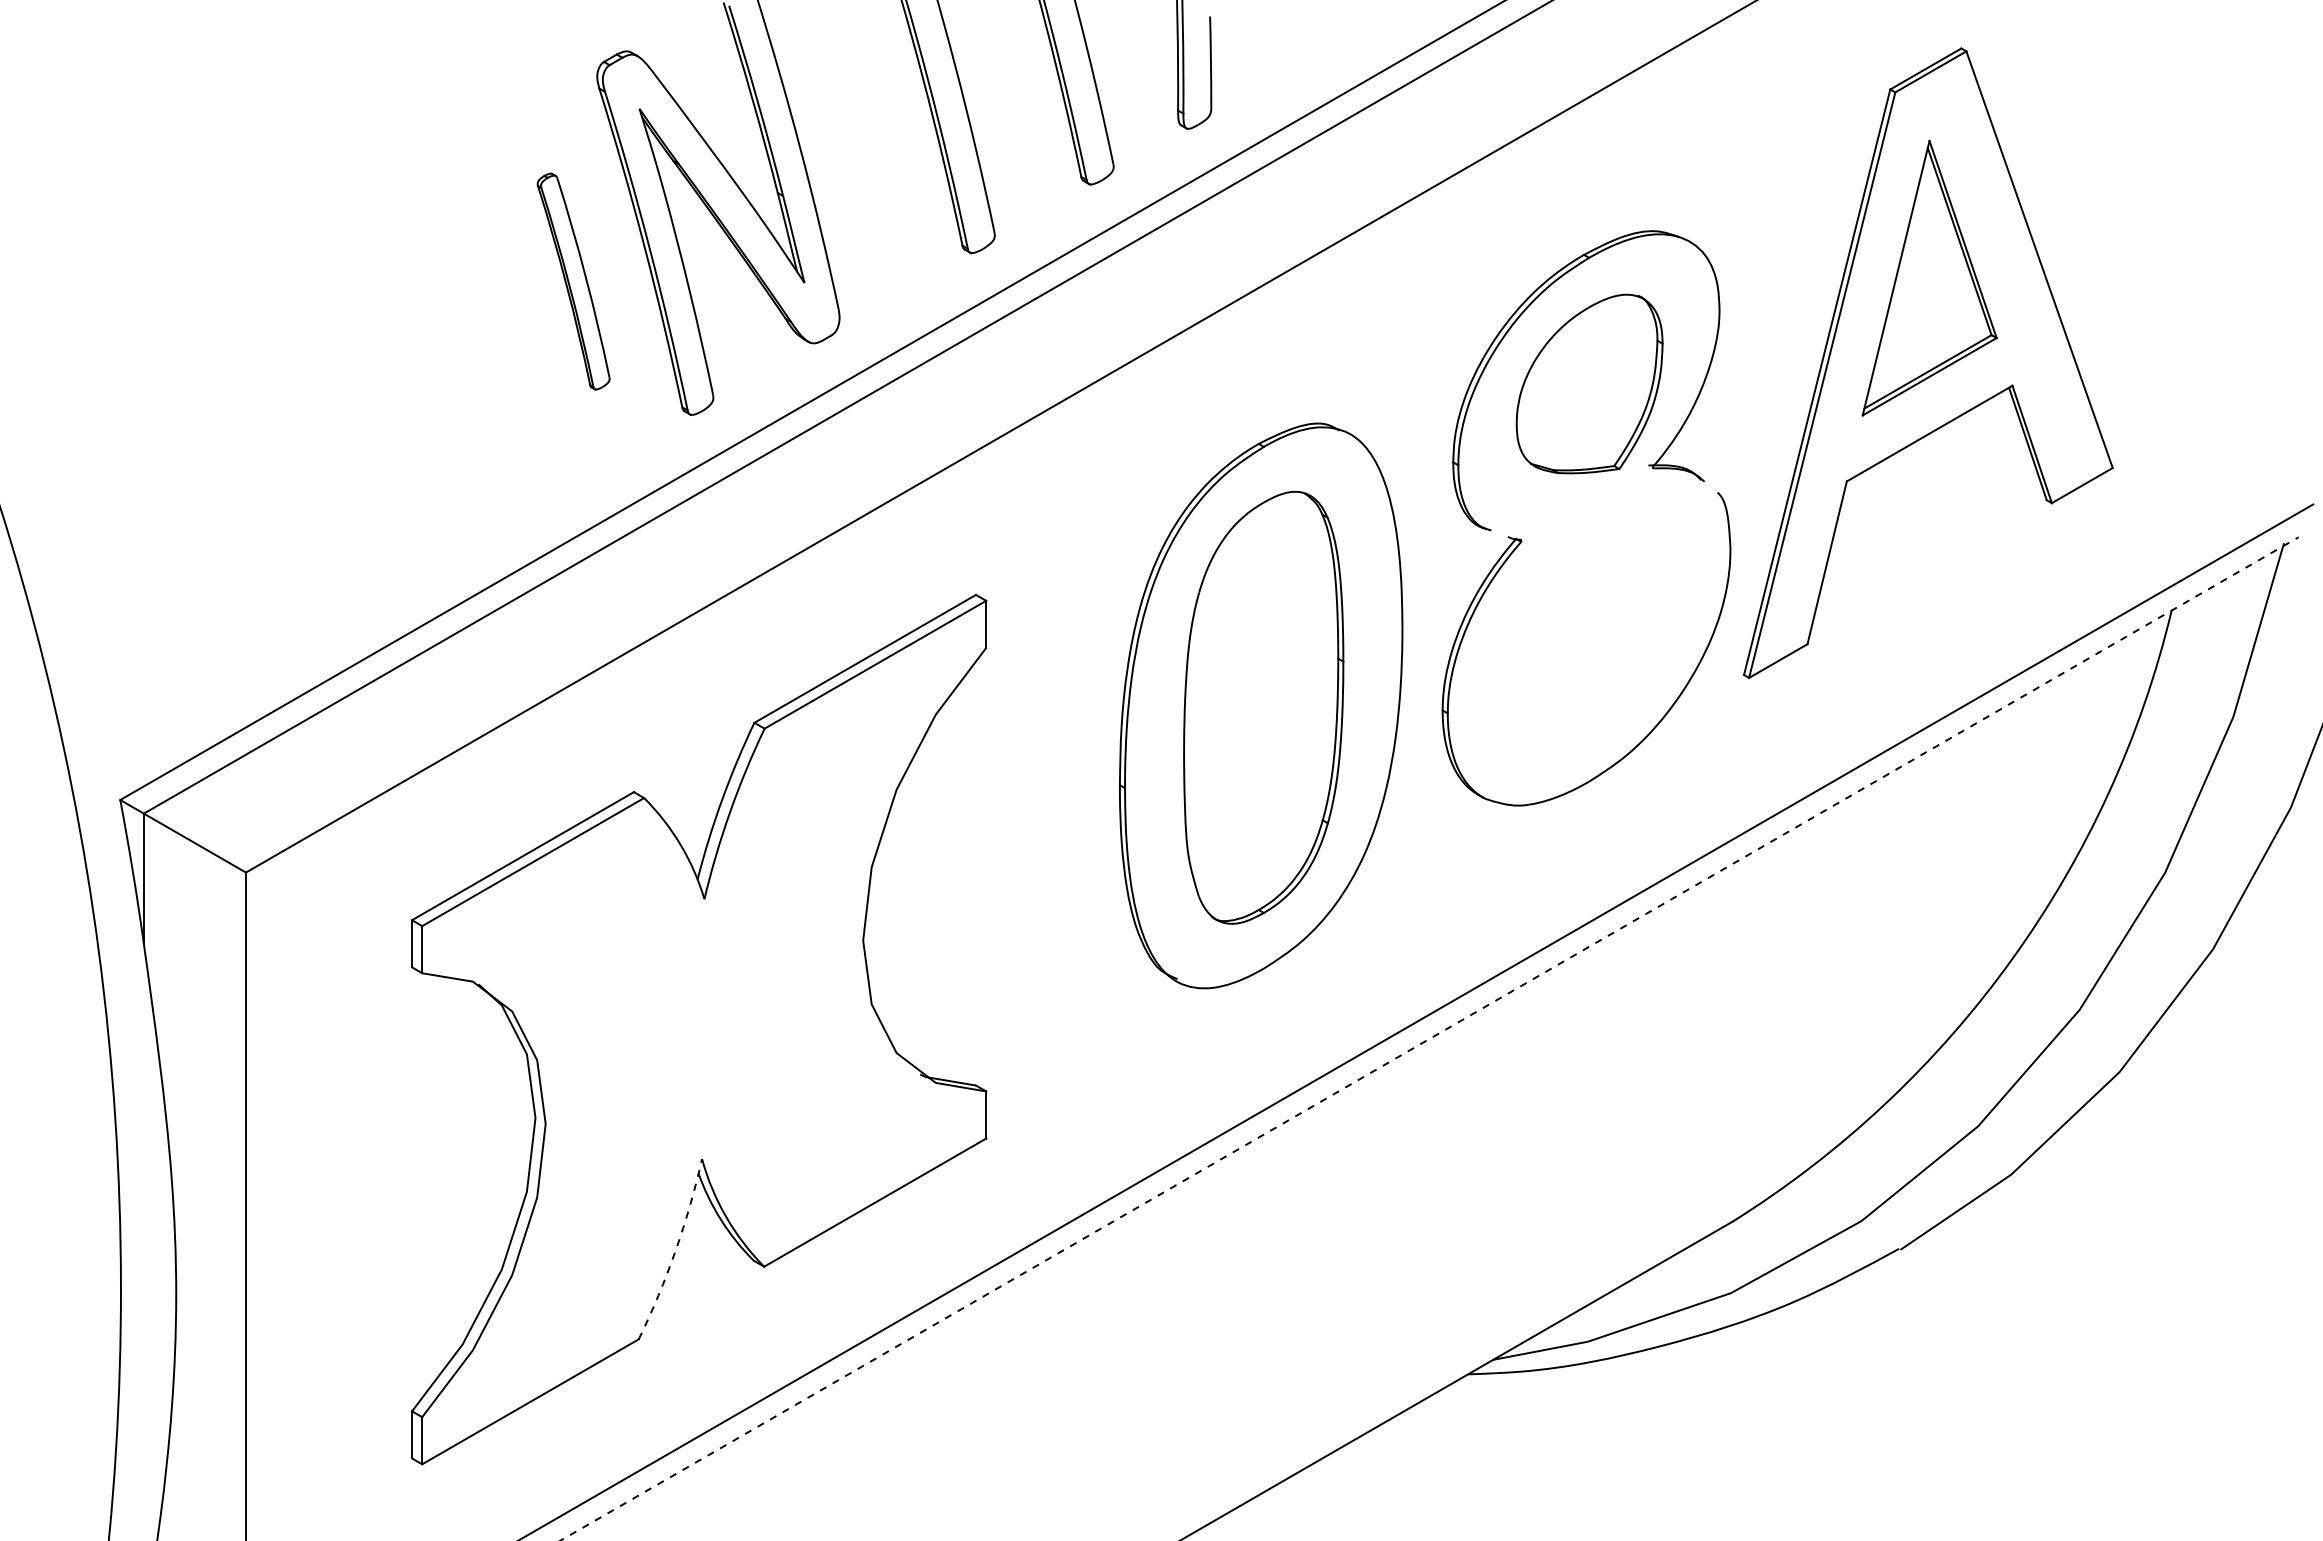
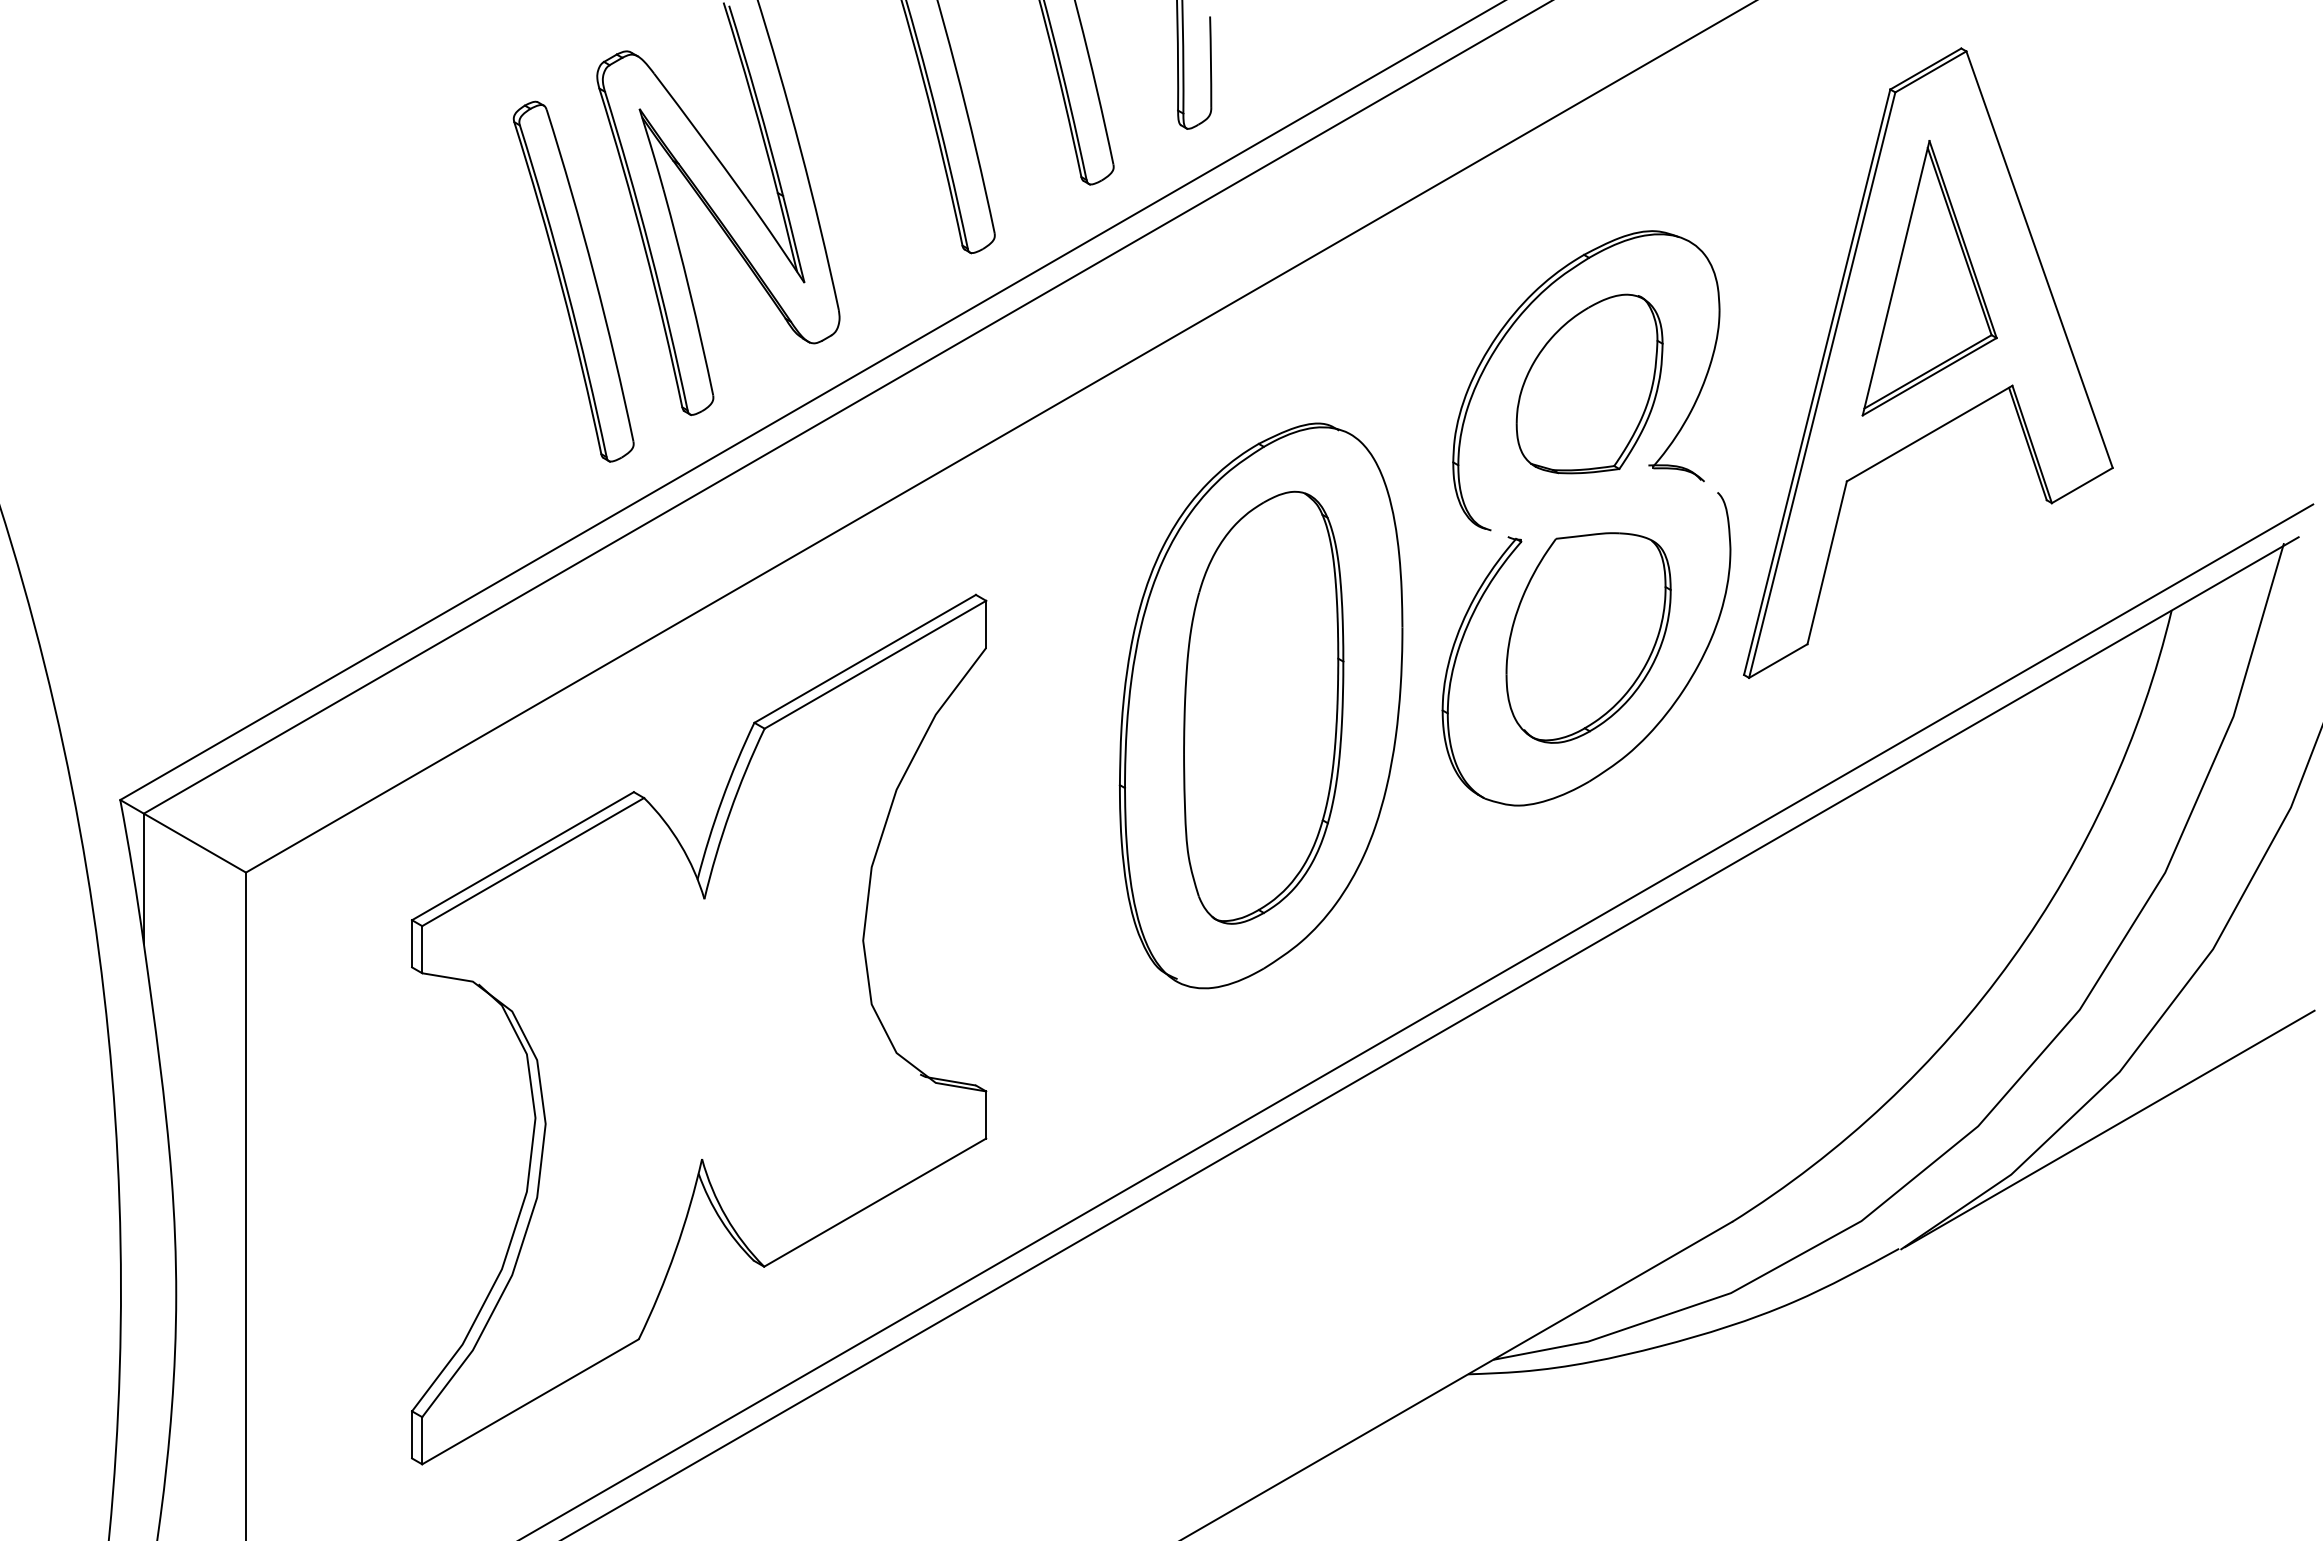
part size: 75x219 px -> 123x363 px (573, 281)
part: none -> present (1588, 637)
line: dashed -> solid (1429, 1039)
line: none -> present (2109, 1128)
arc: dashed -> solid (675, 1250)
